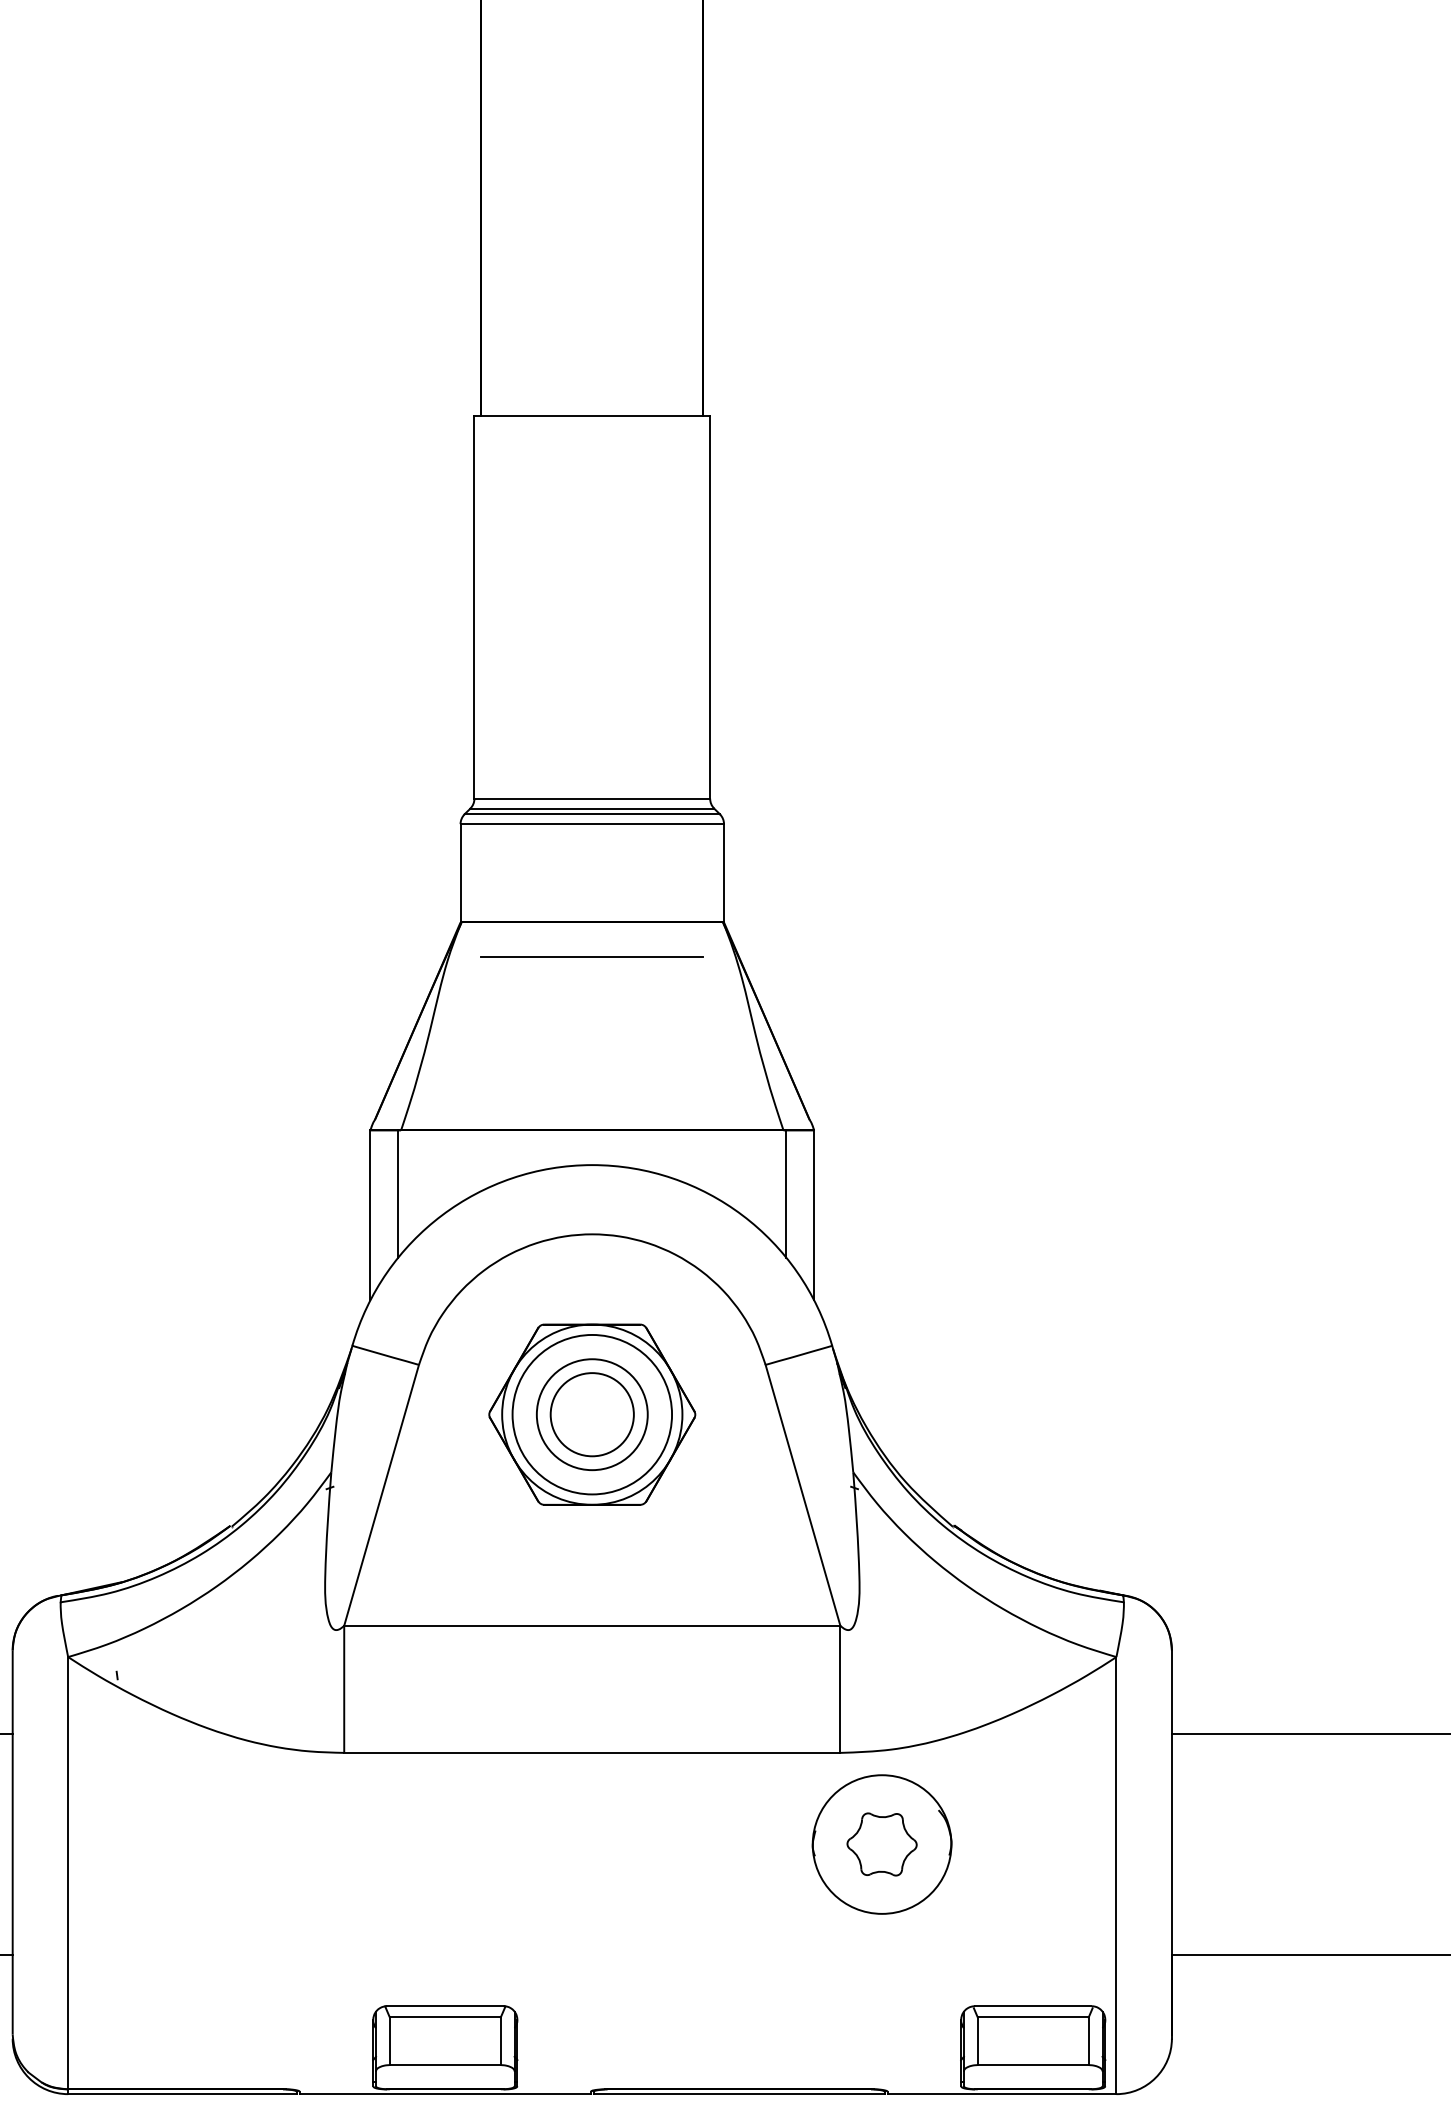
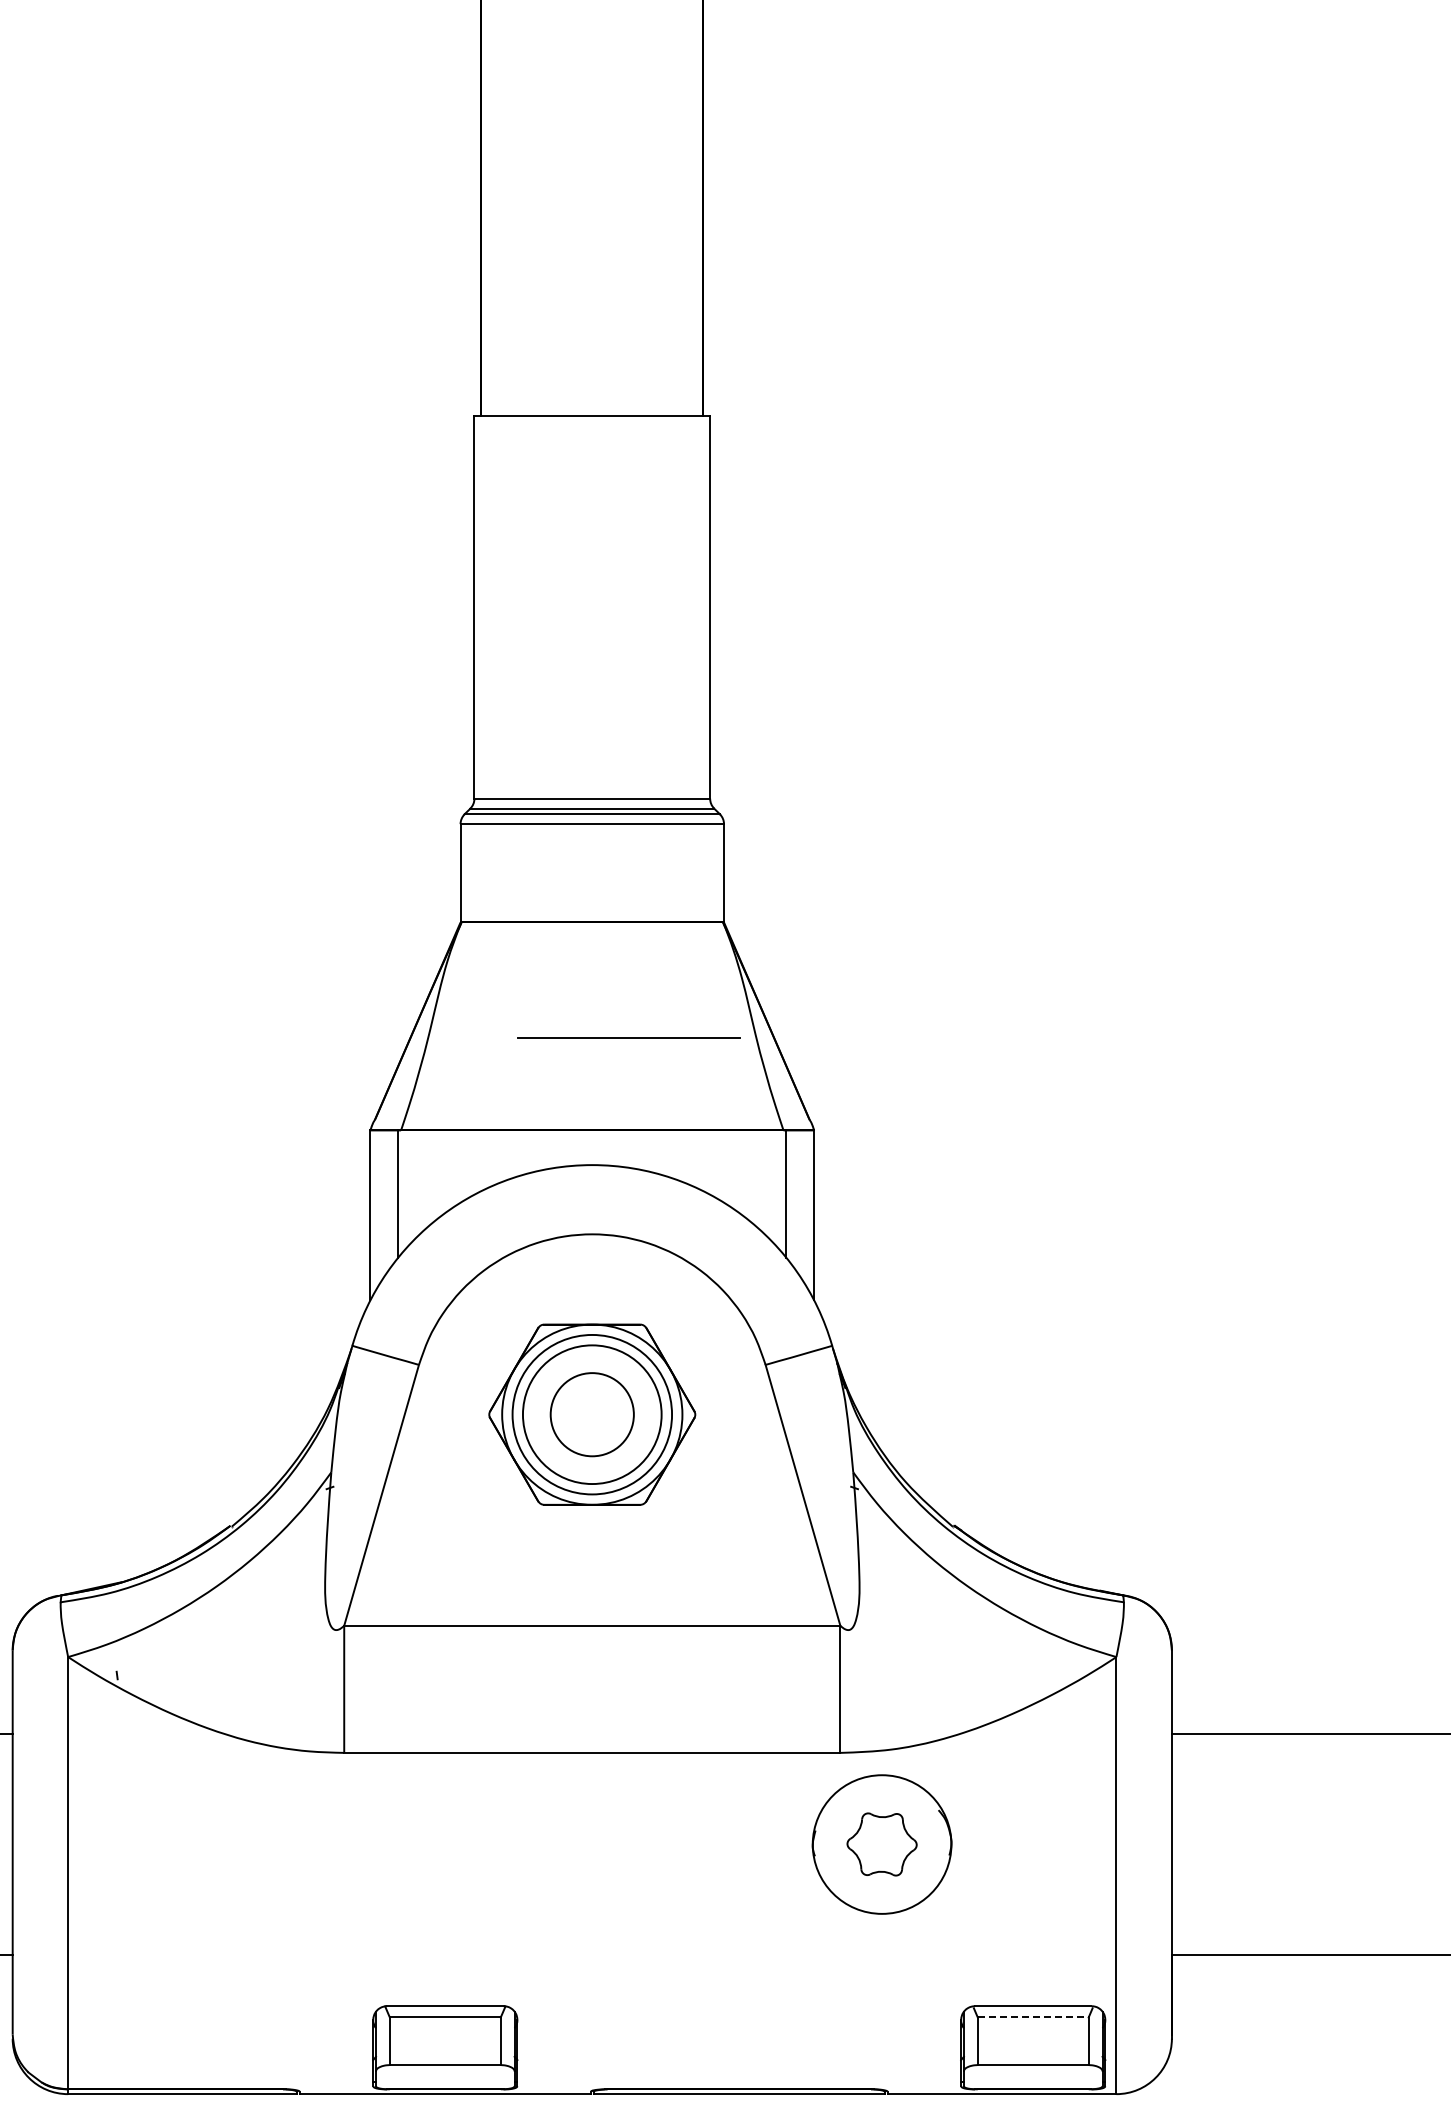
line position: (591, 956) -> (628, 1037) (628, 1037)
circle diameter: 111 px -> 139 px (591, 1414)
line: solid -> dashed (1033, 2017)
